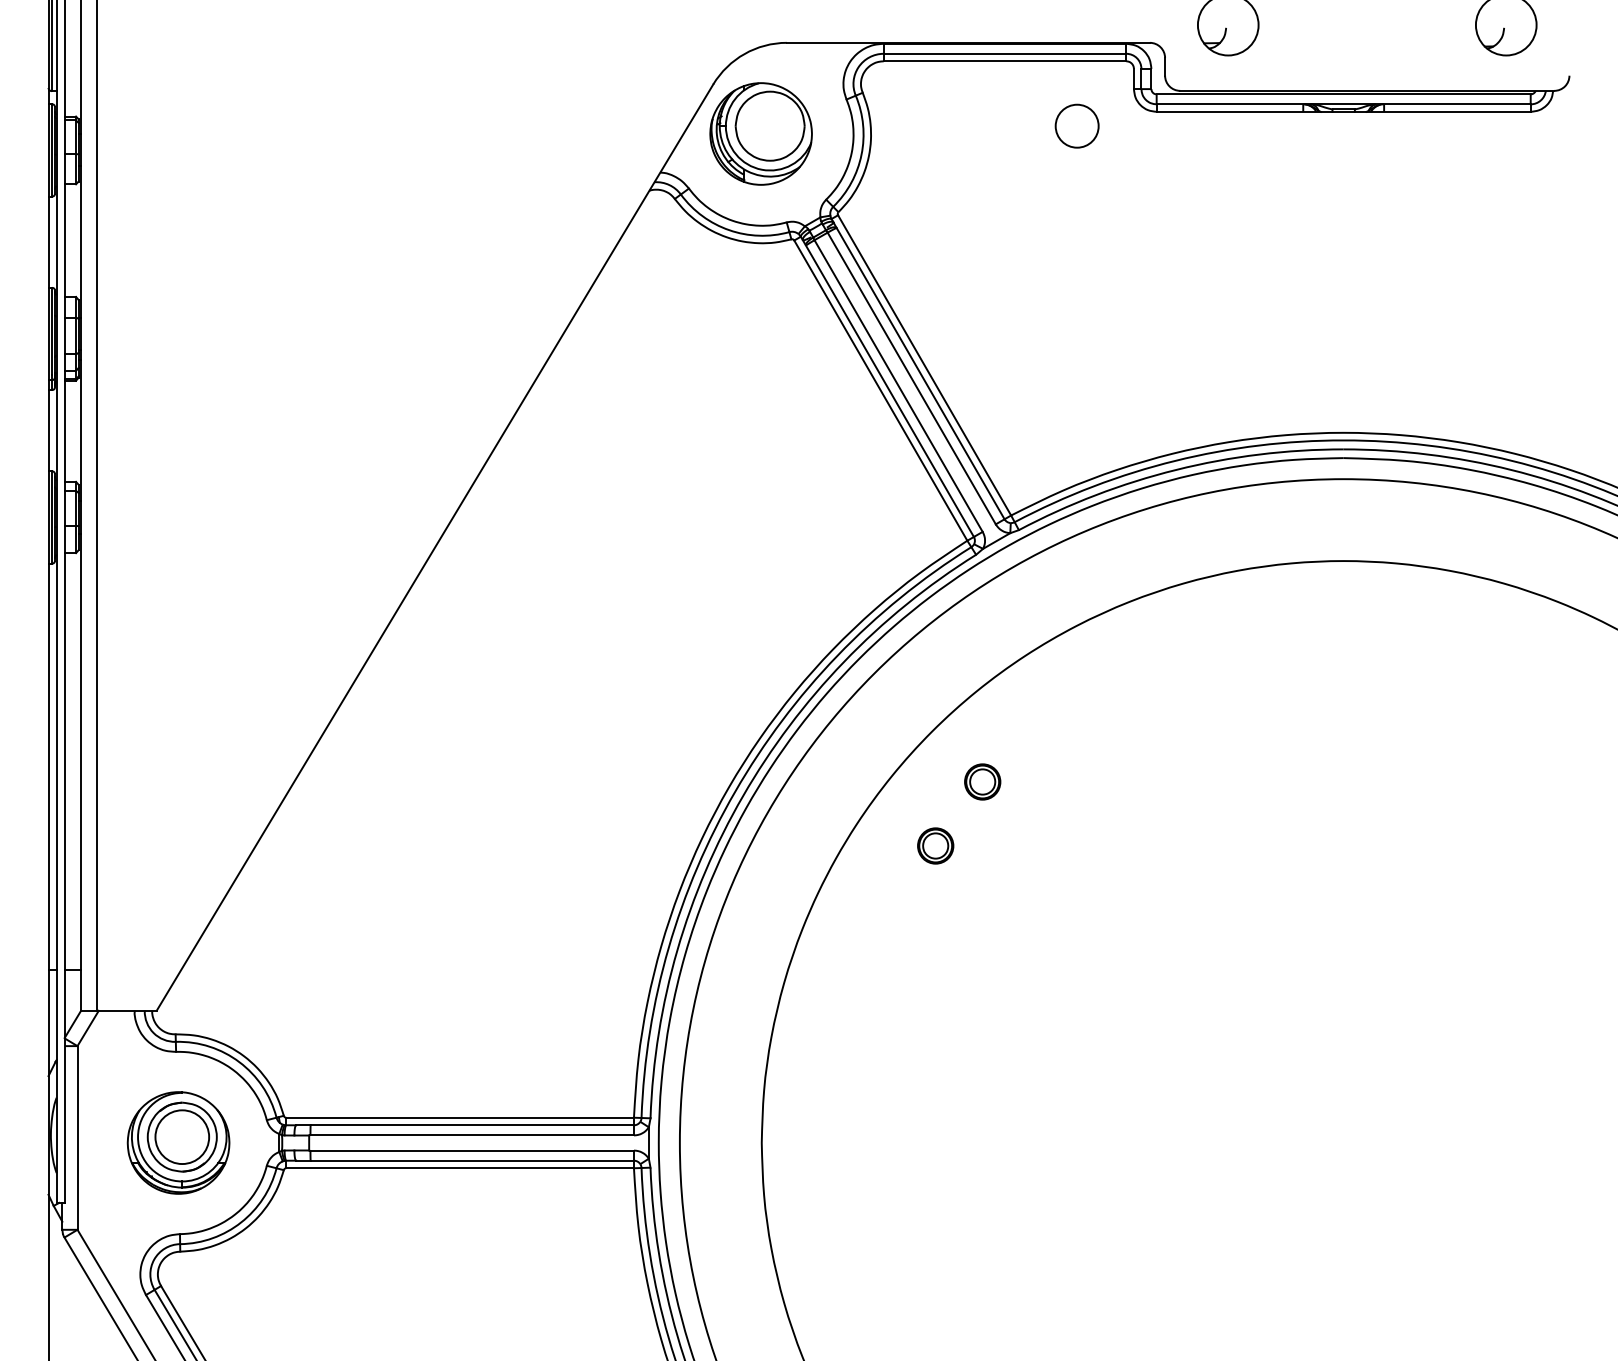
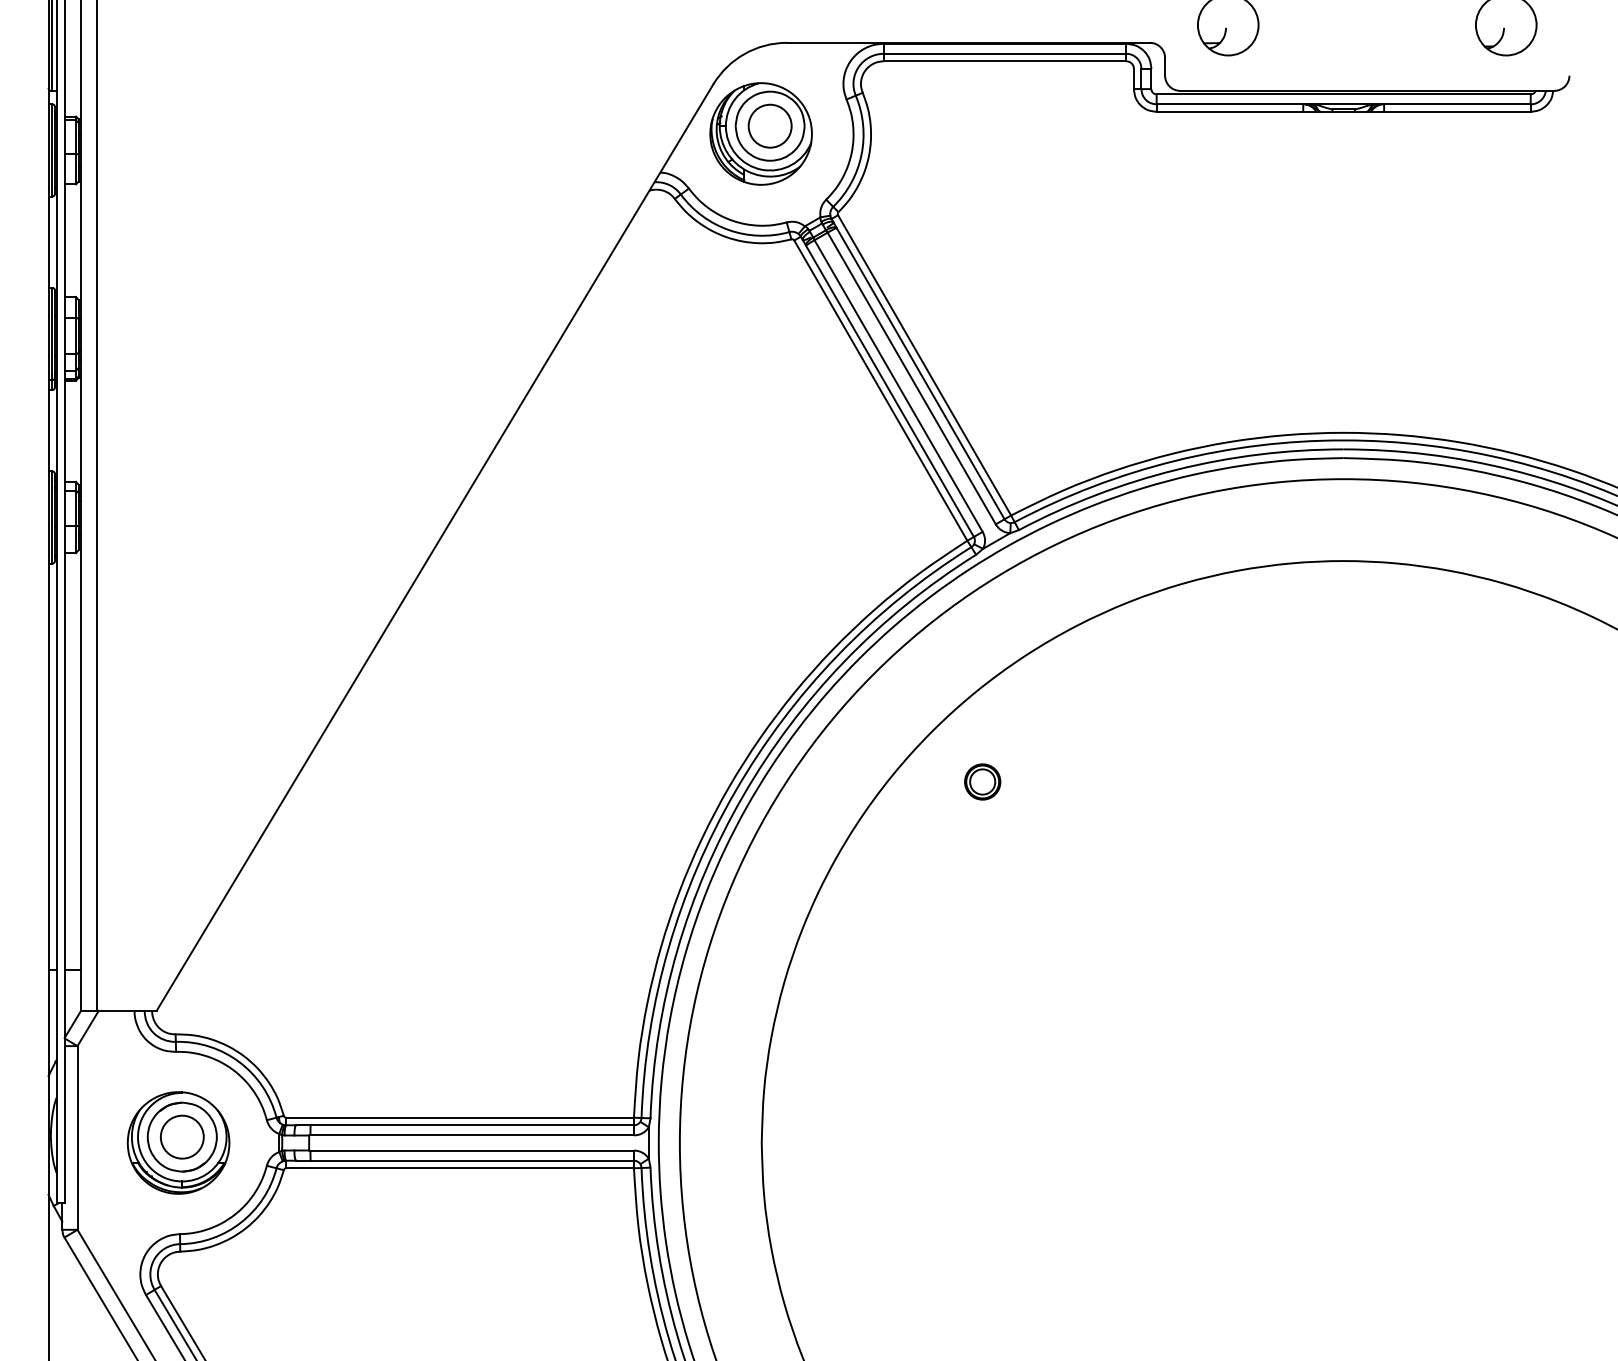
circle position: (1076, 125) -> (769, 125) (769, 125)
part: present -> none (935, 845)
circle diameter: 54 px -> 43 px (181, 1136)
